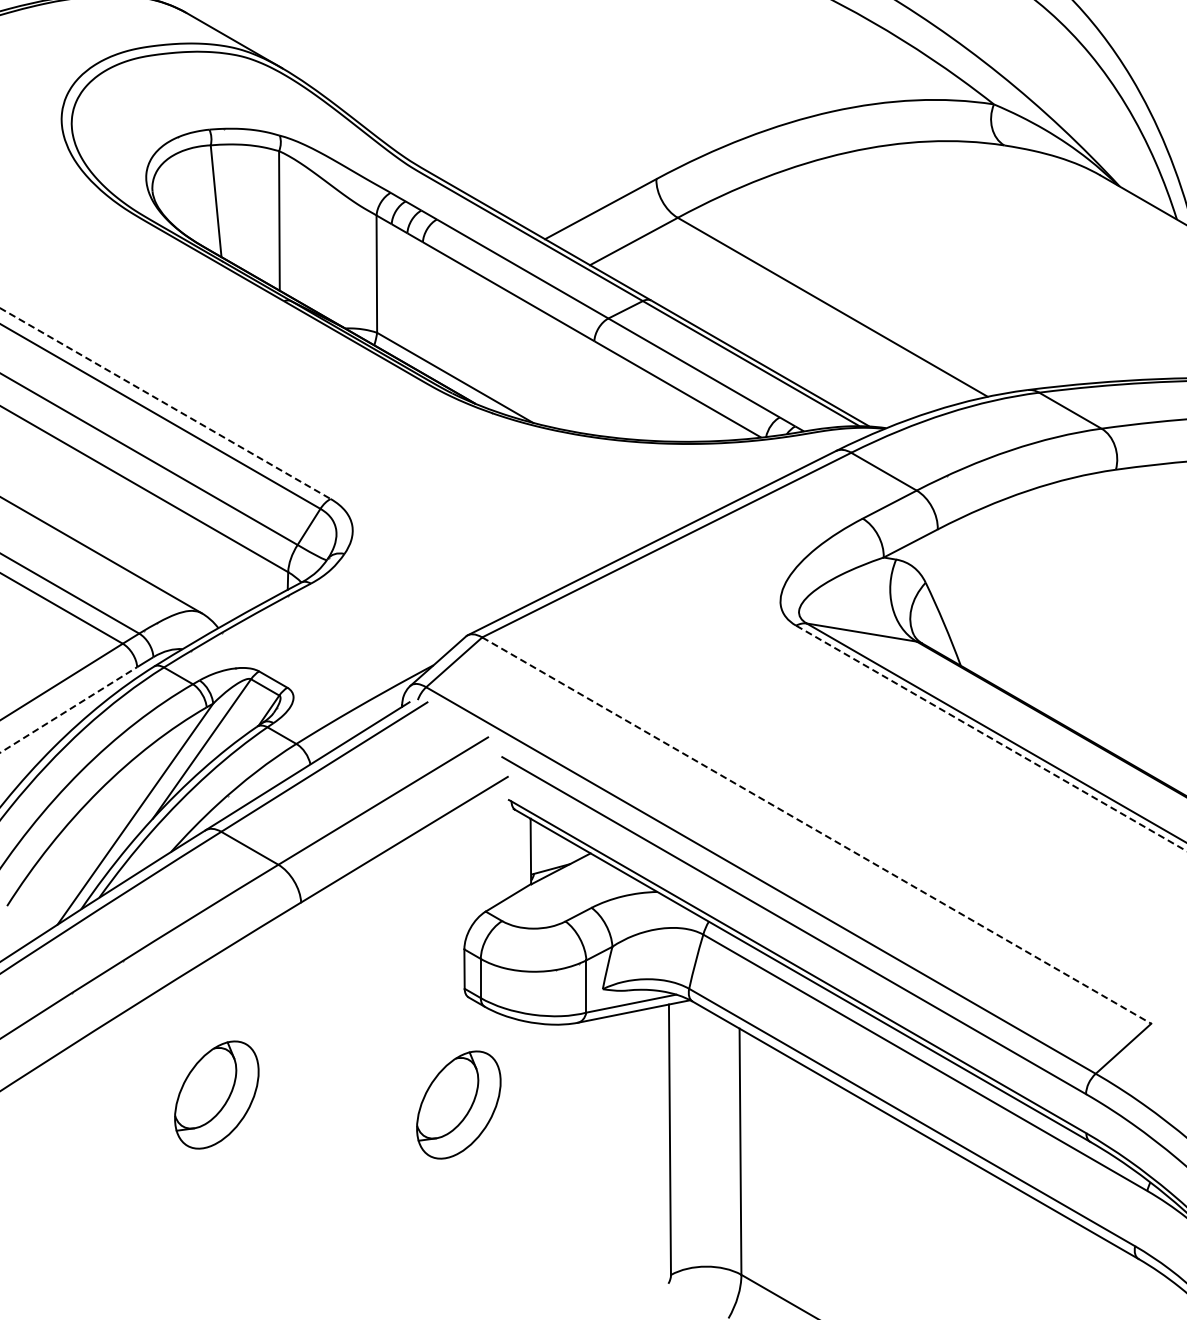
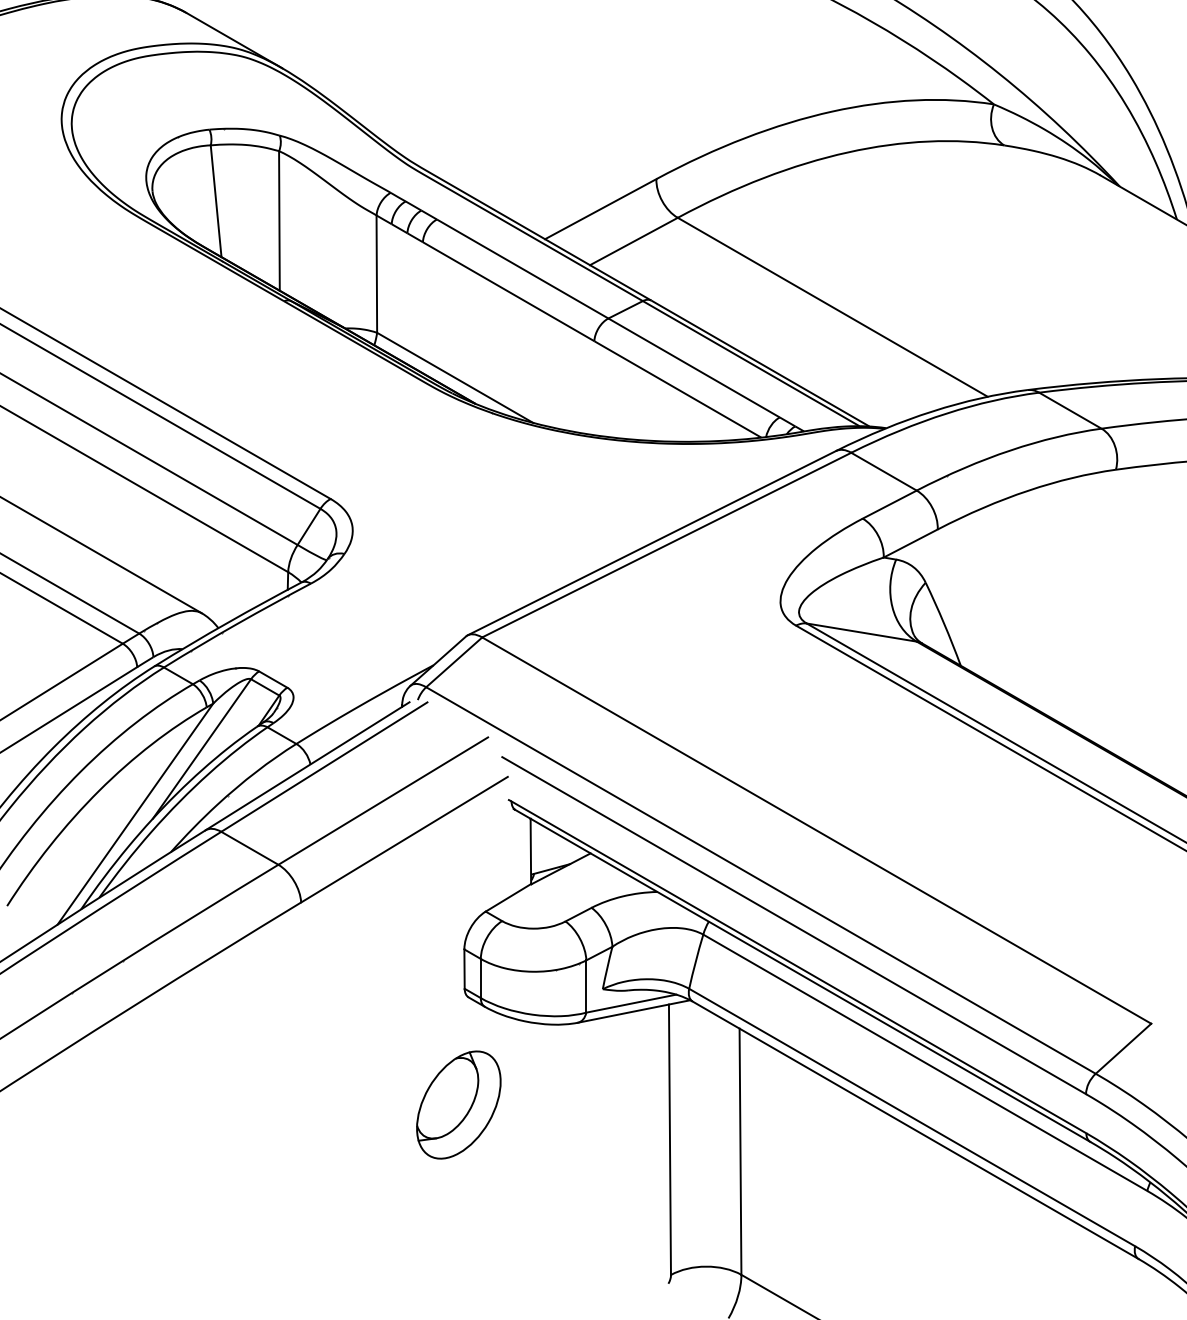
line: dashed -> solid (165, 403)
line: dashed -> solid (69, 709)
line: dashed -> solid (990, 738)
line: dashed -> solid (817, 830)
part: present -> none (216, 1094)
